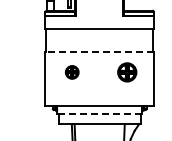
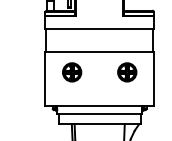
line: dashed -> solid (99, 52)
part size: 15x15 px -> 21x21 px (72, 72)
line: dashed -> solid (99, 114)
